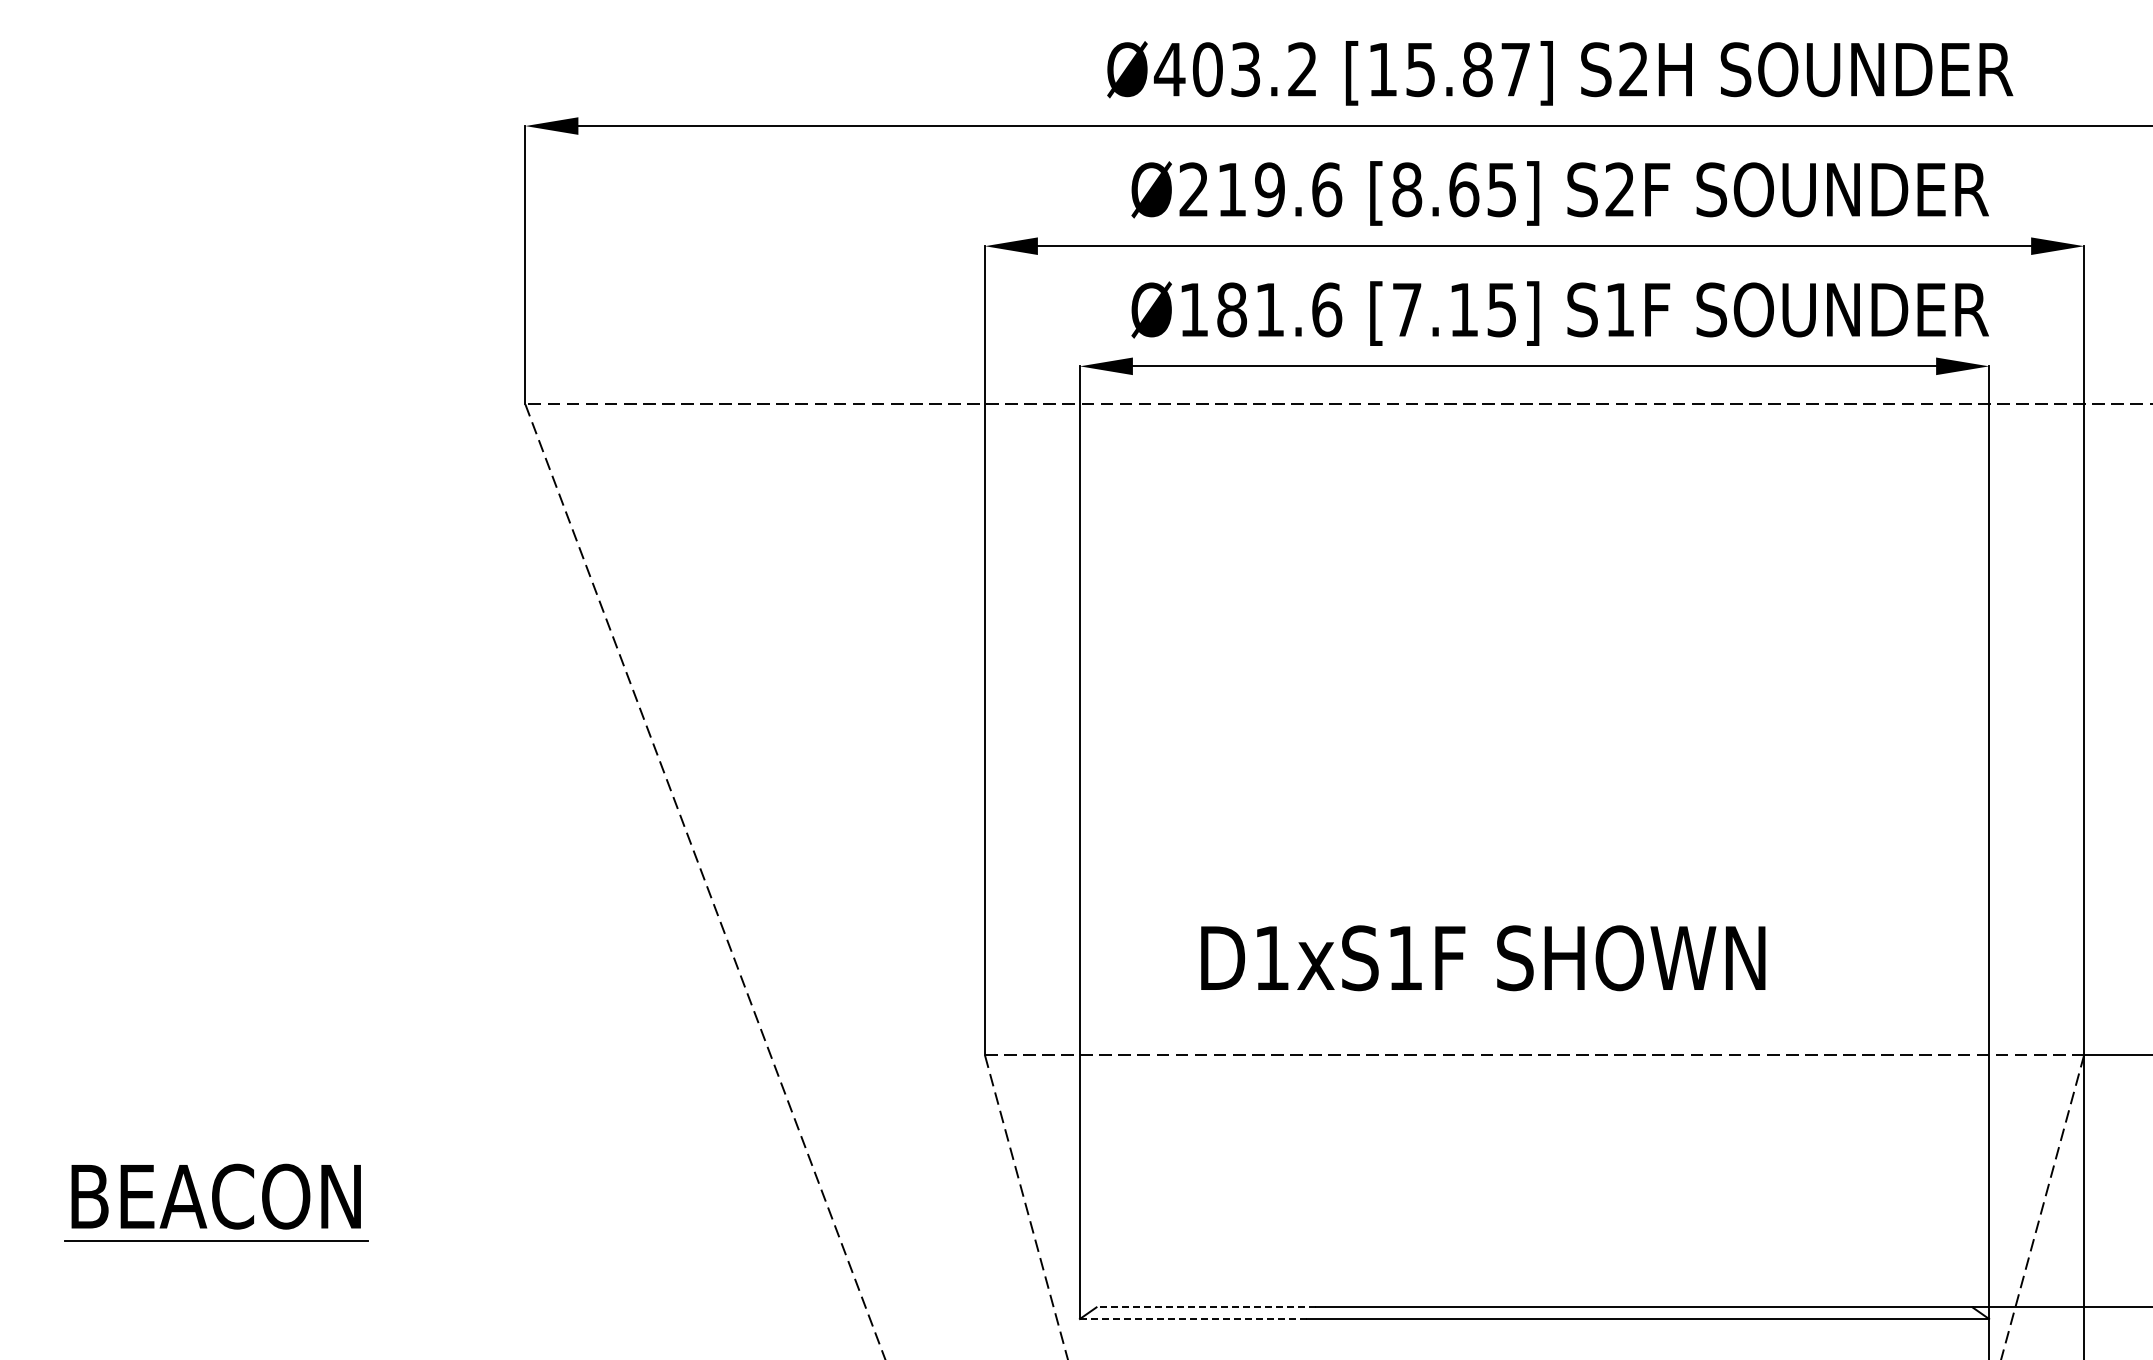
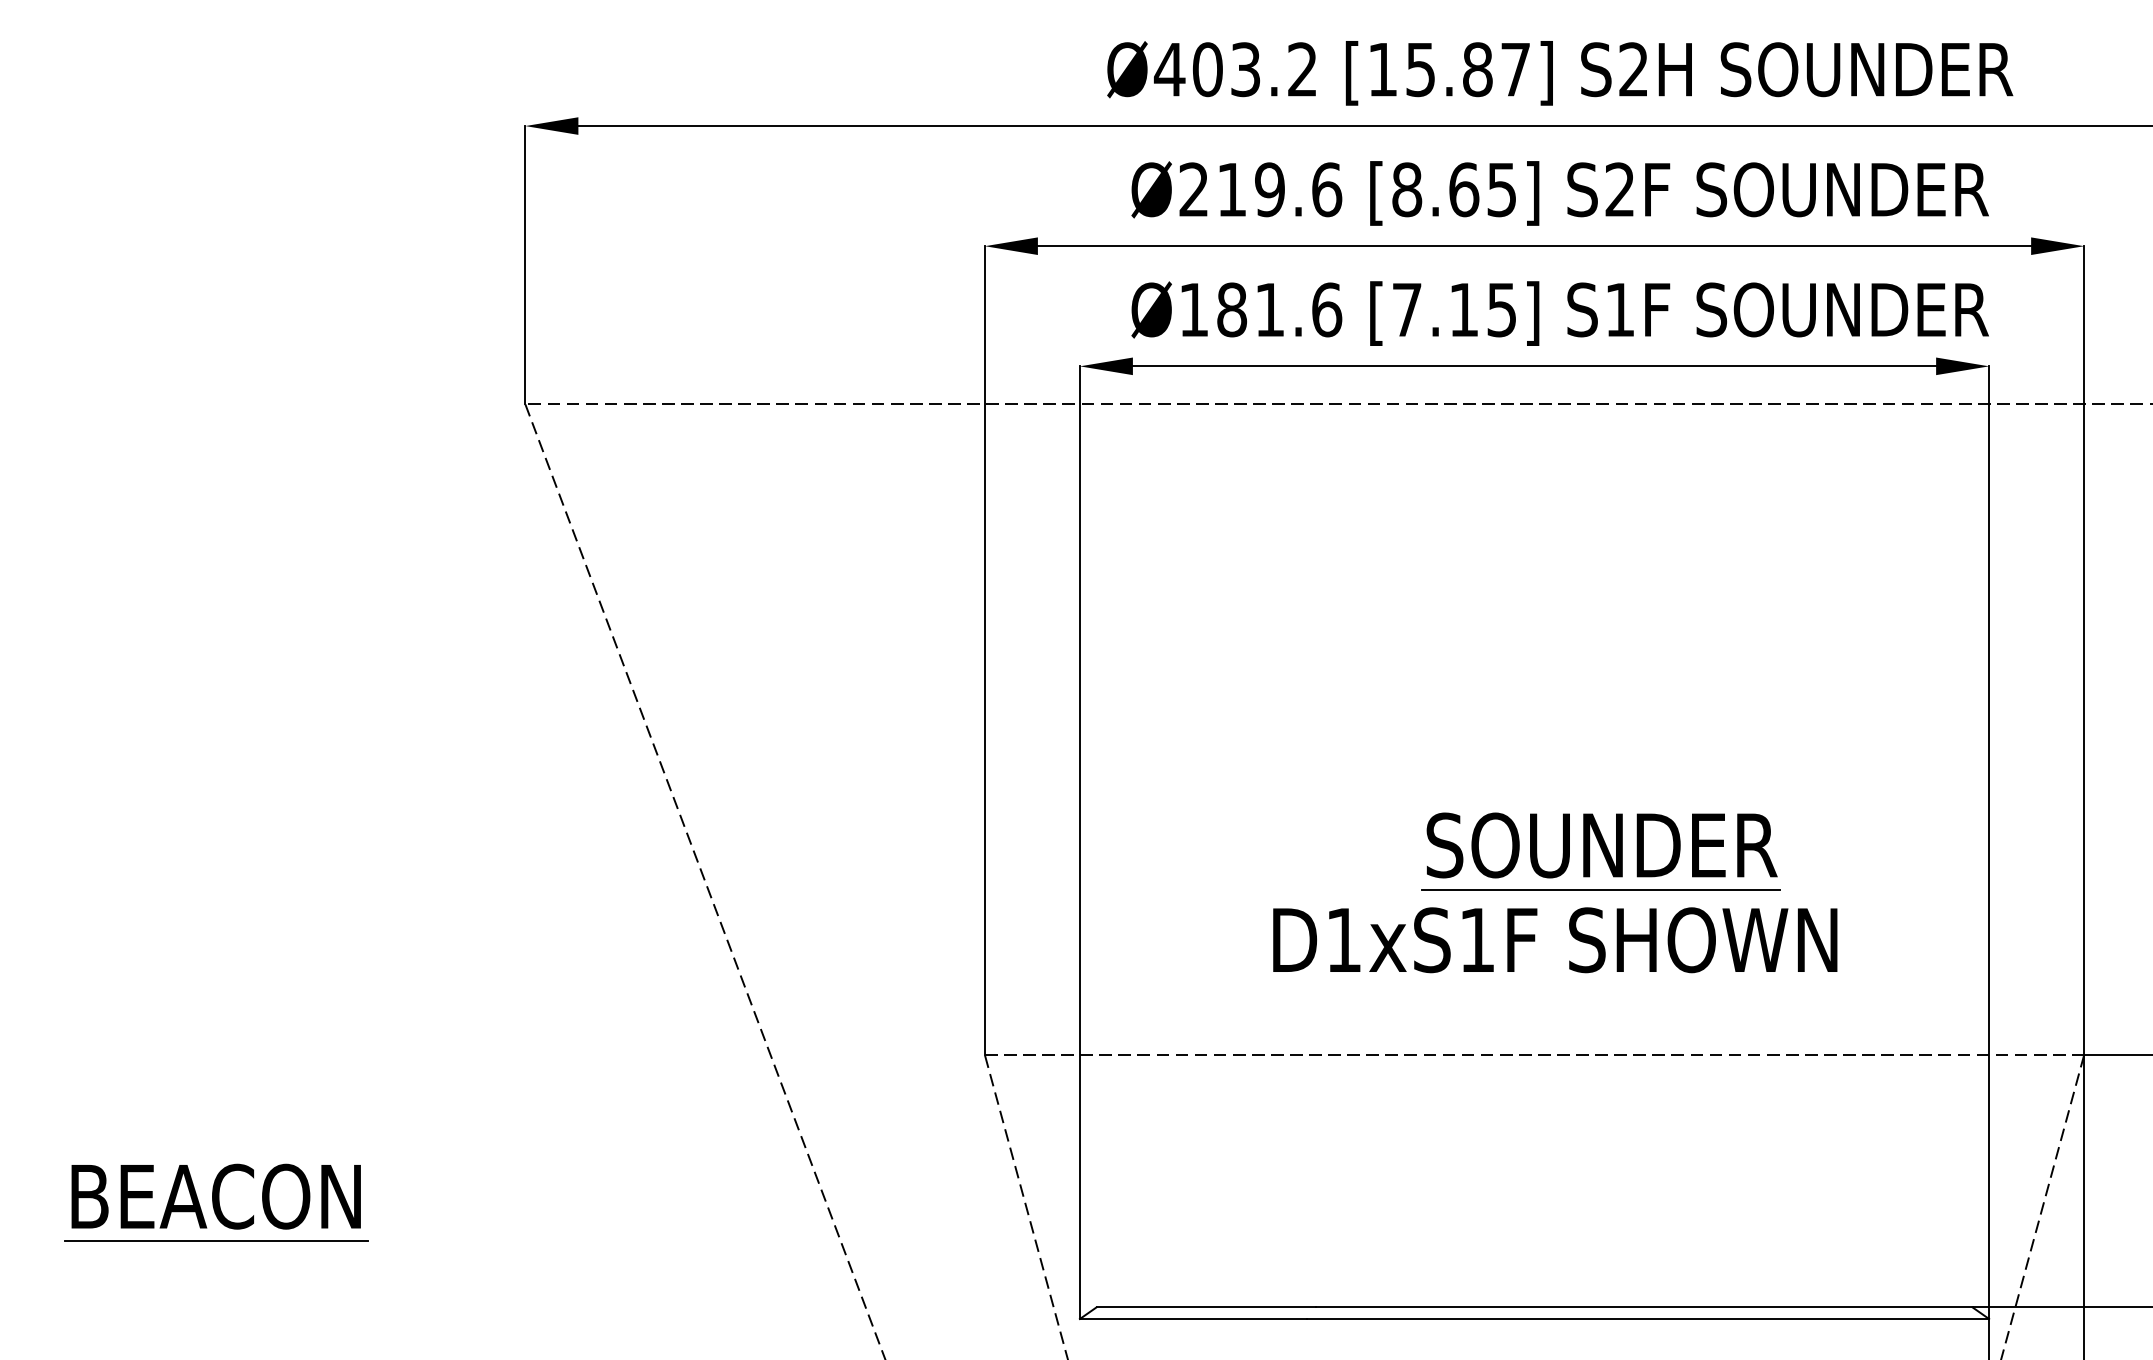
part: none -> present (1600, 851)
text position: (1483, 958) -> (1555, 940) (1555, 940)
line: dashed -> solid (1205, 1307)
line: dashed -> solid (1193, 1319)
